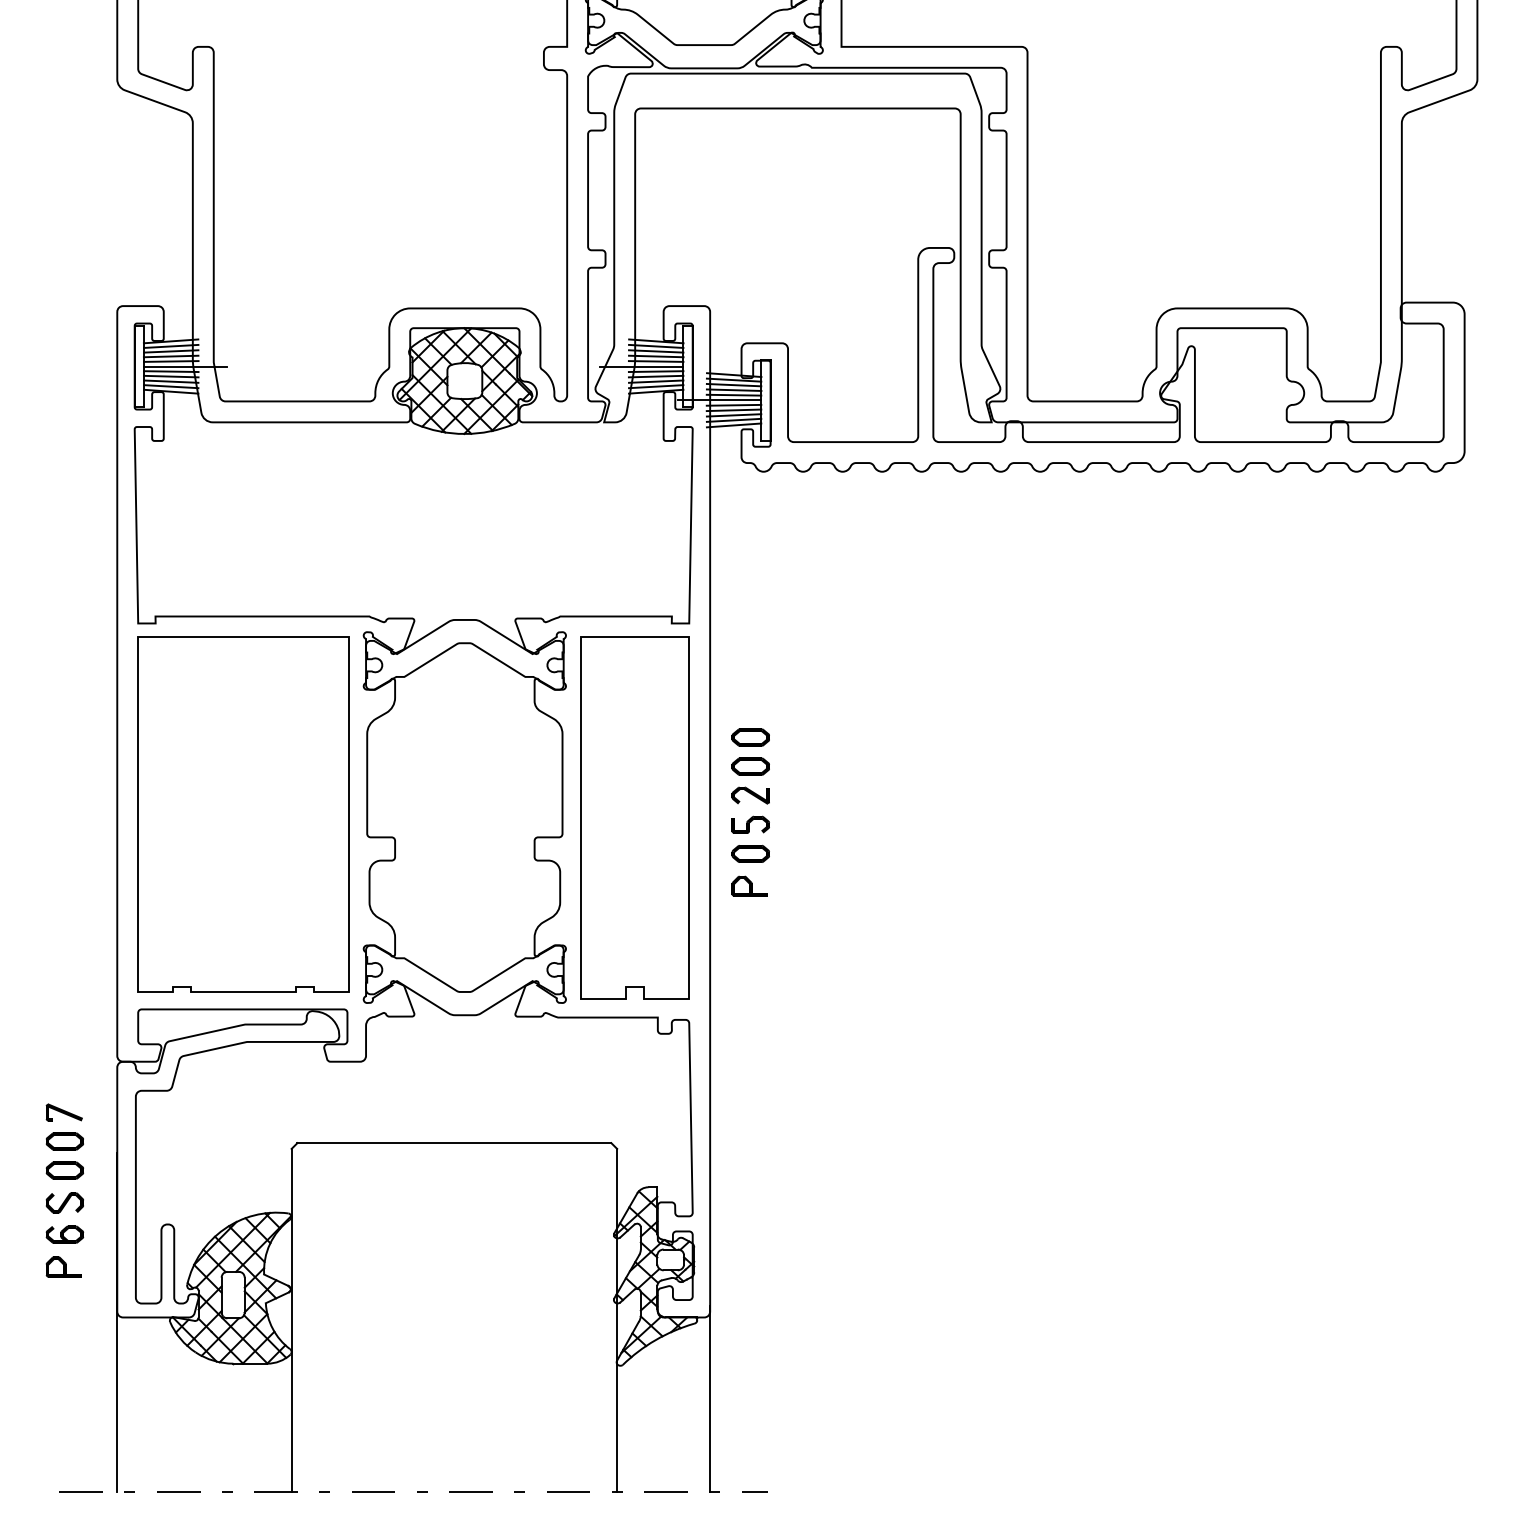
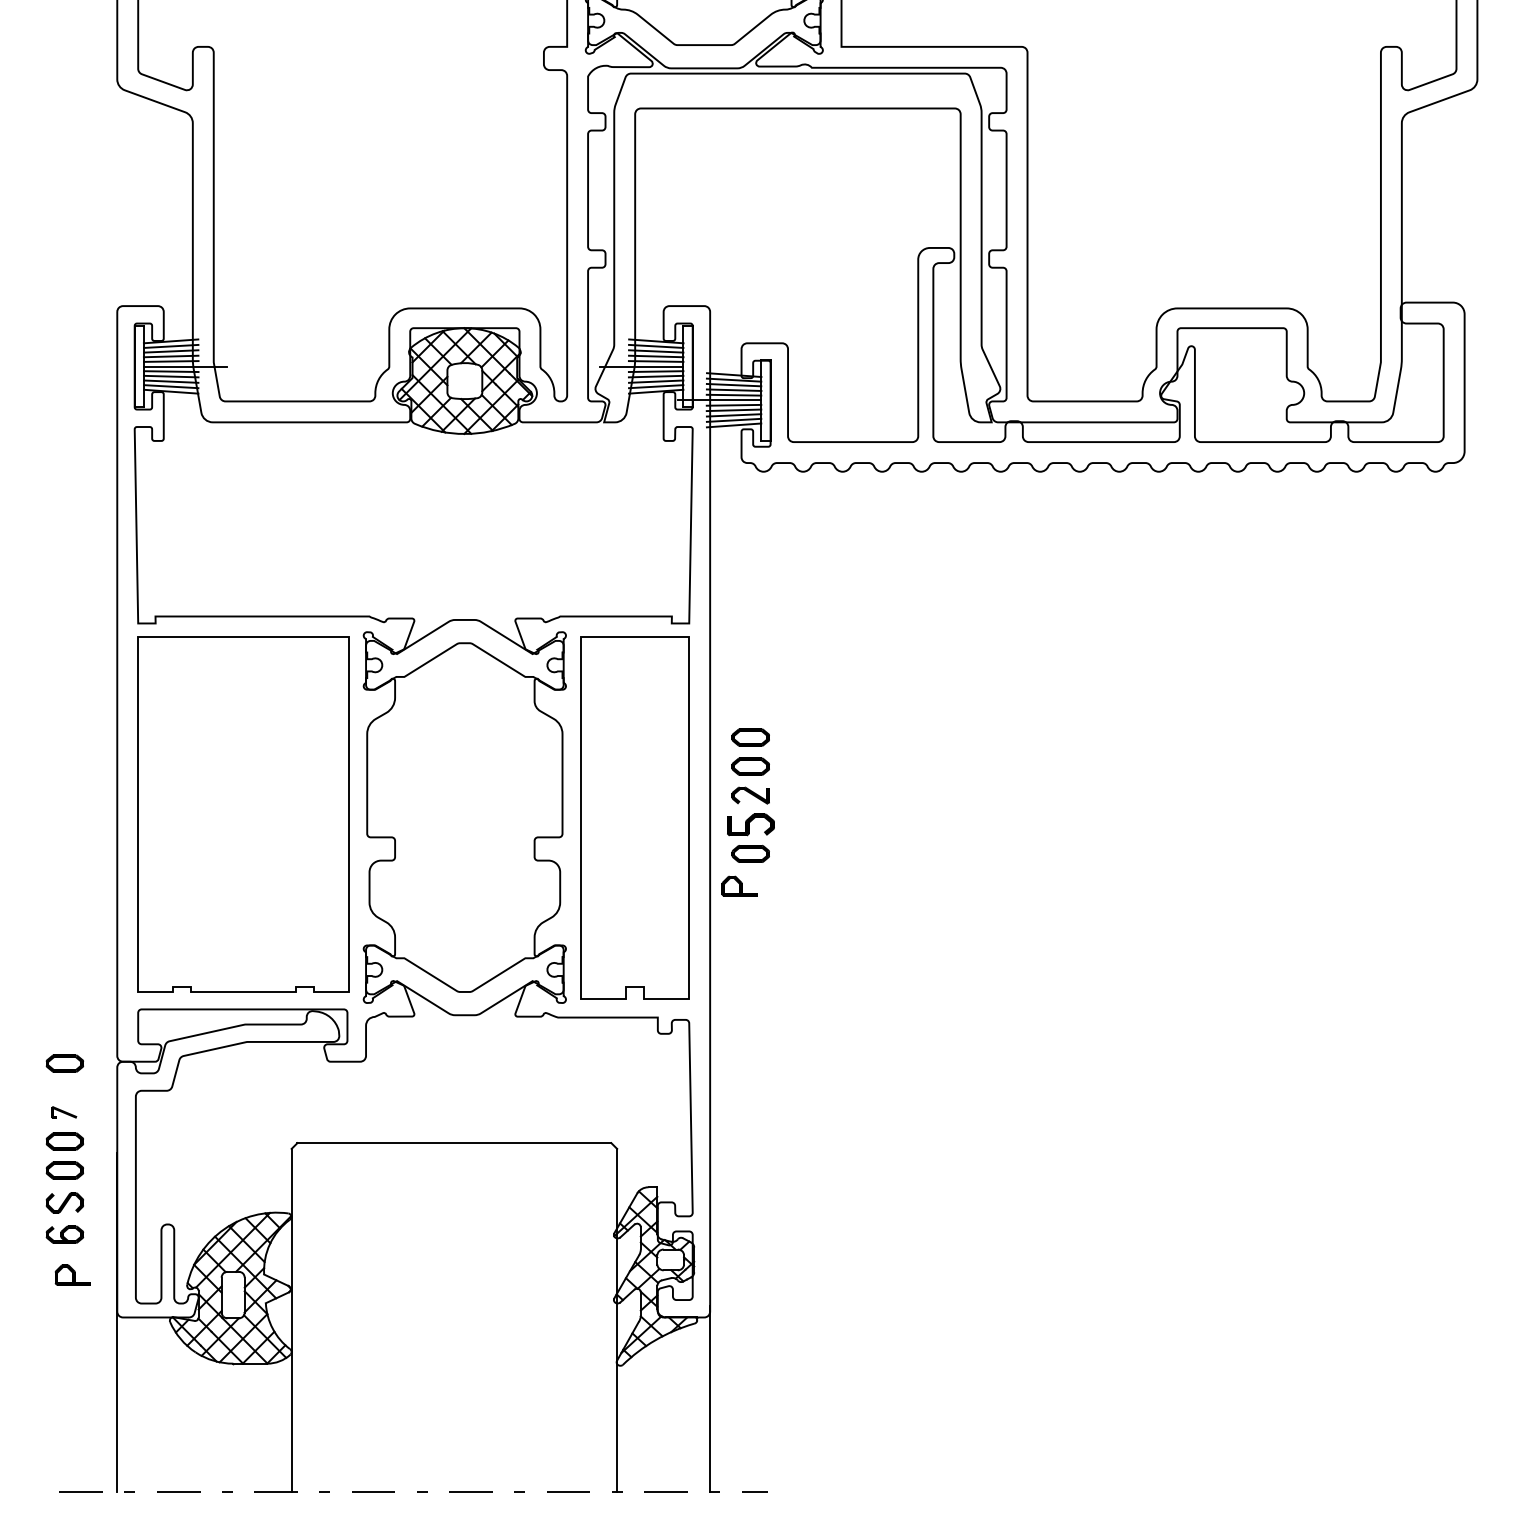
part size: 39x19 px -> 48x24 px (750, 824)
part position: (749, 885) -> (739, 885) (739, 885)
part: none -> present (64, 1063)
part size: 38x19 px -> 27x13 px (64, 1112)
part position: (63, 1266) -> (72, 1274) (72, 1274)
